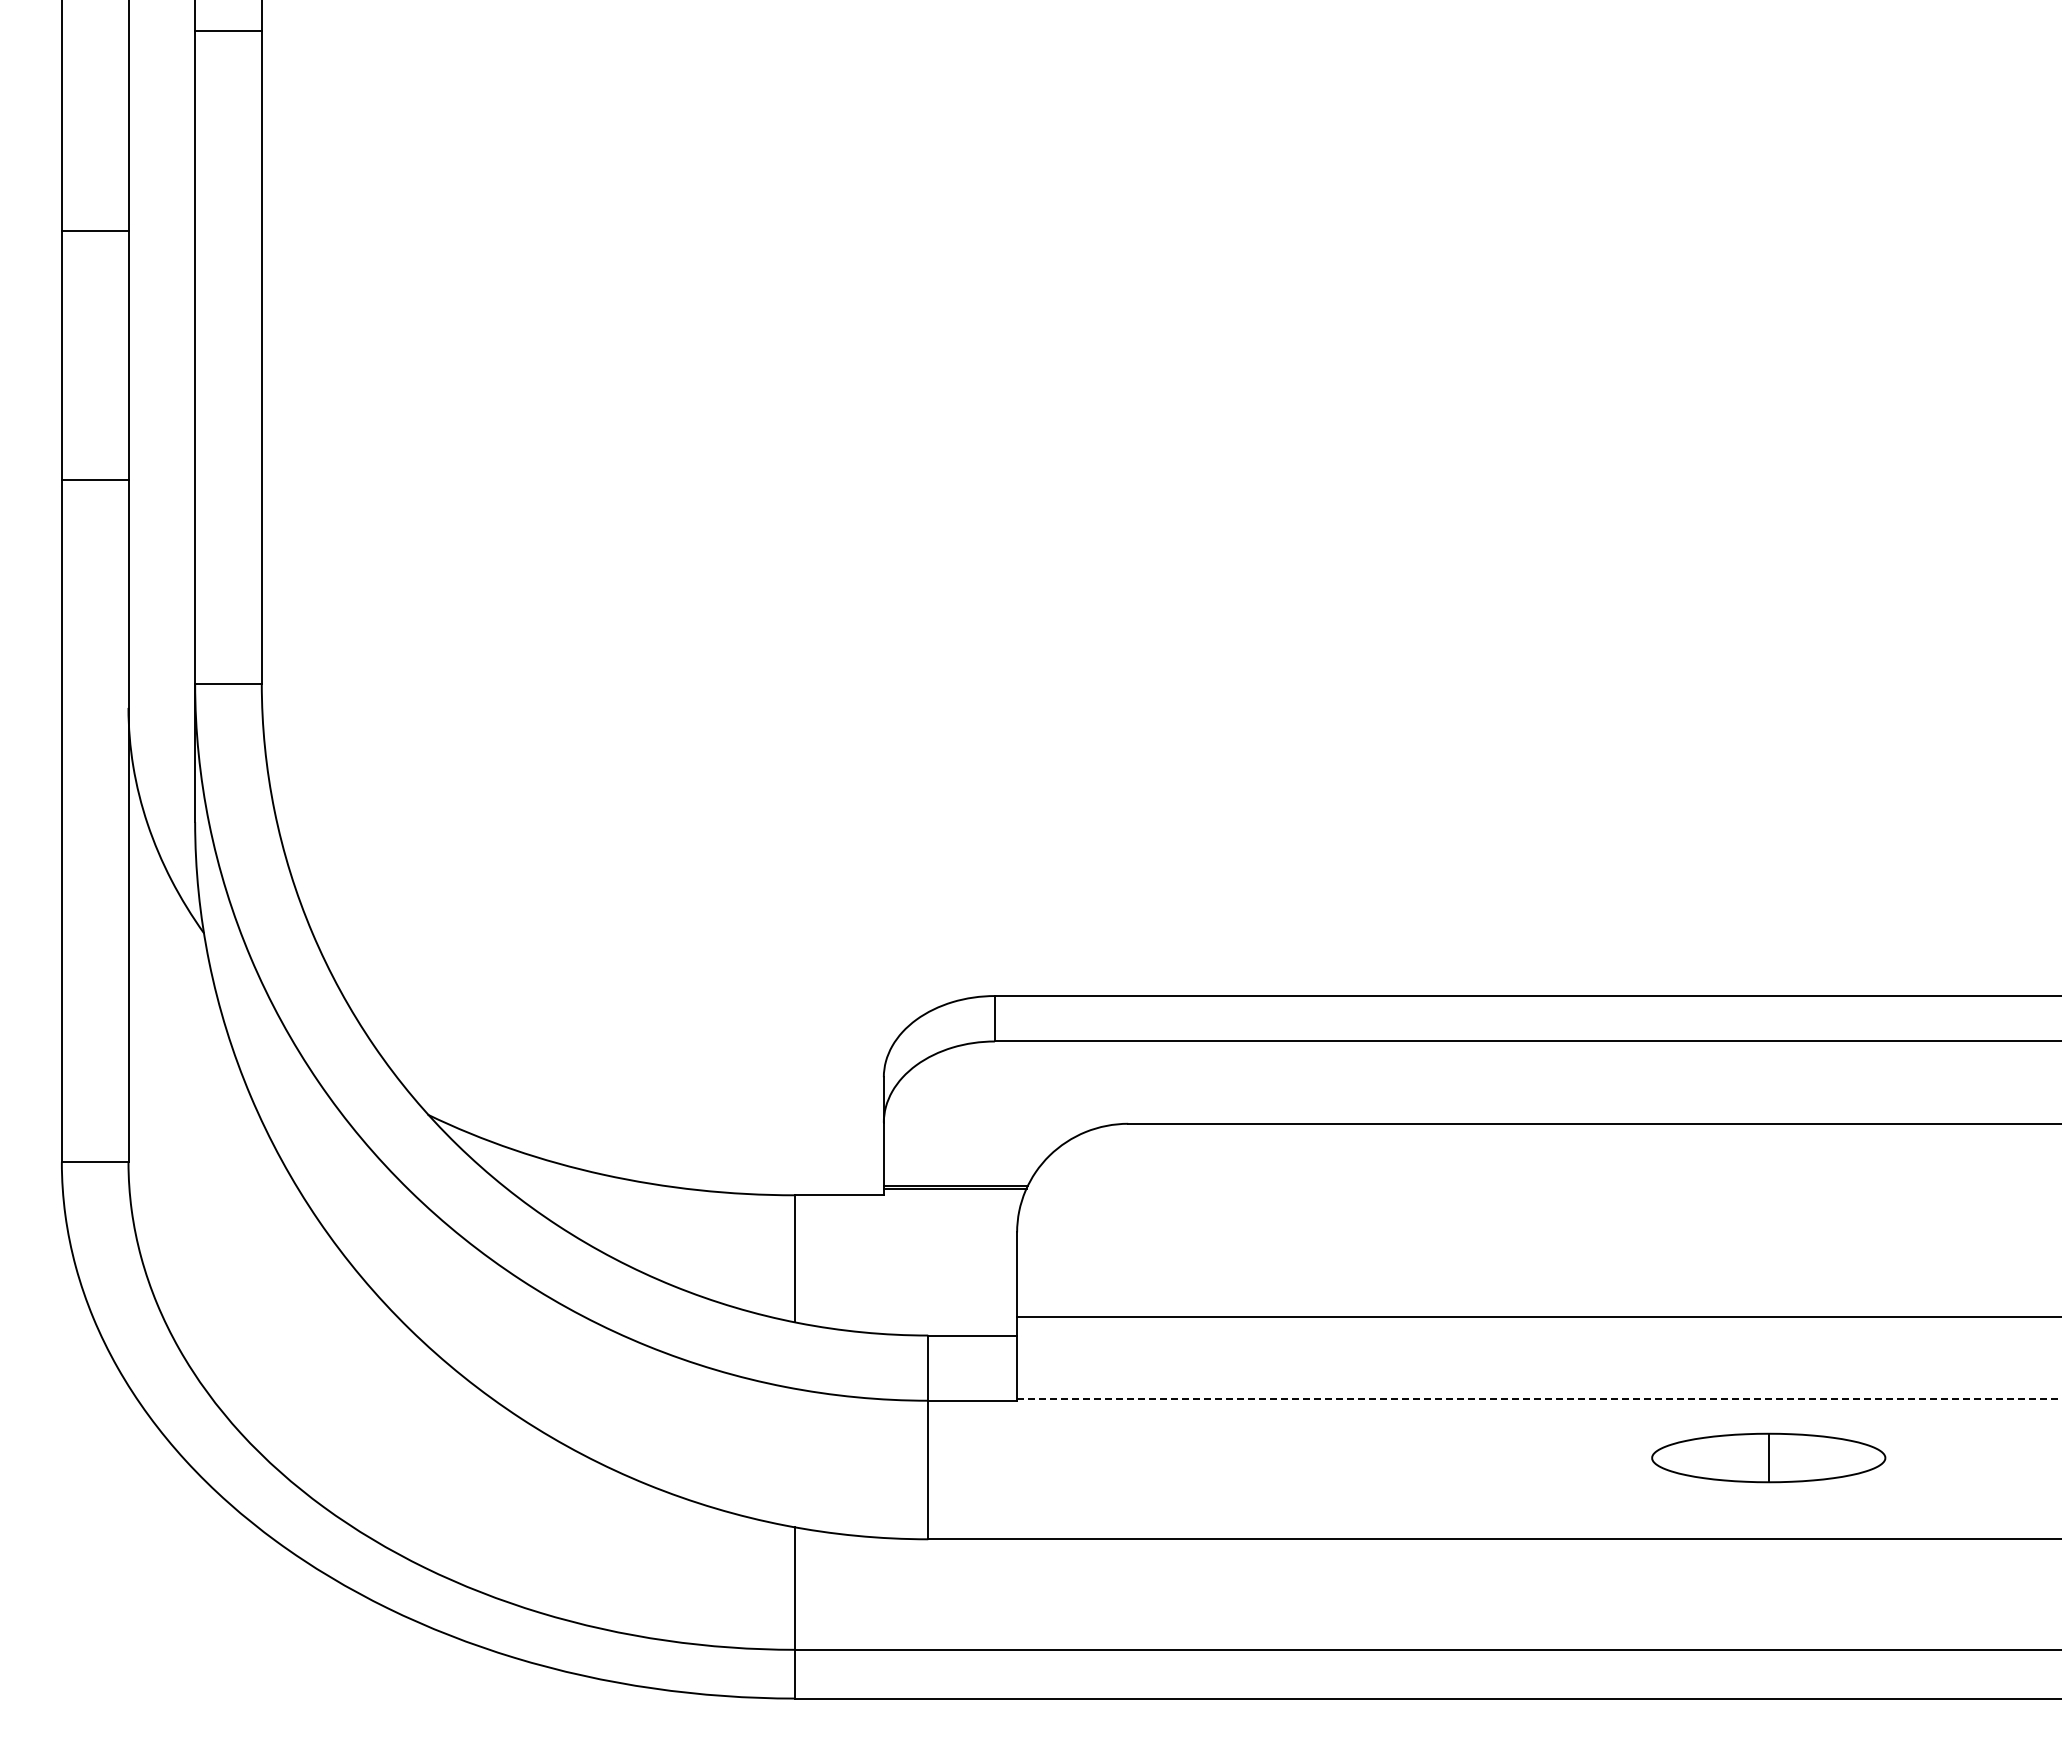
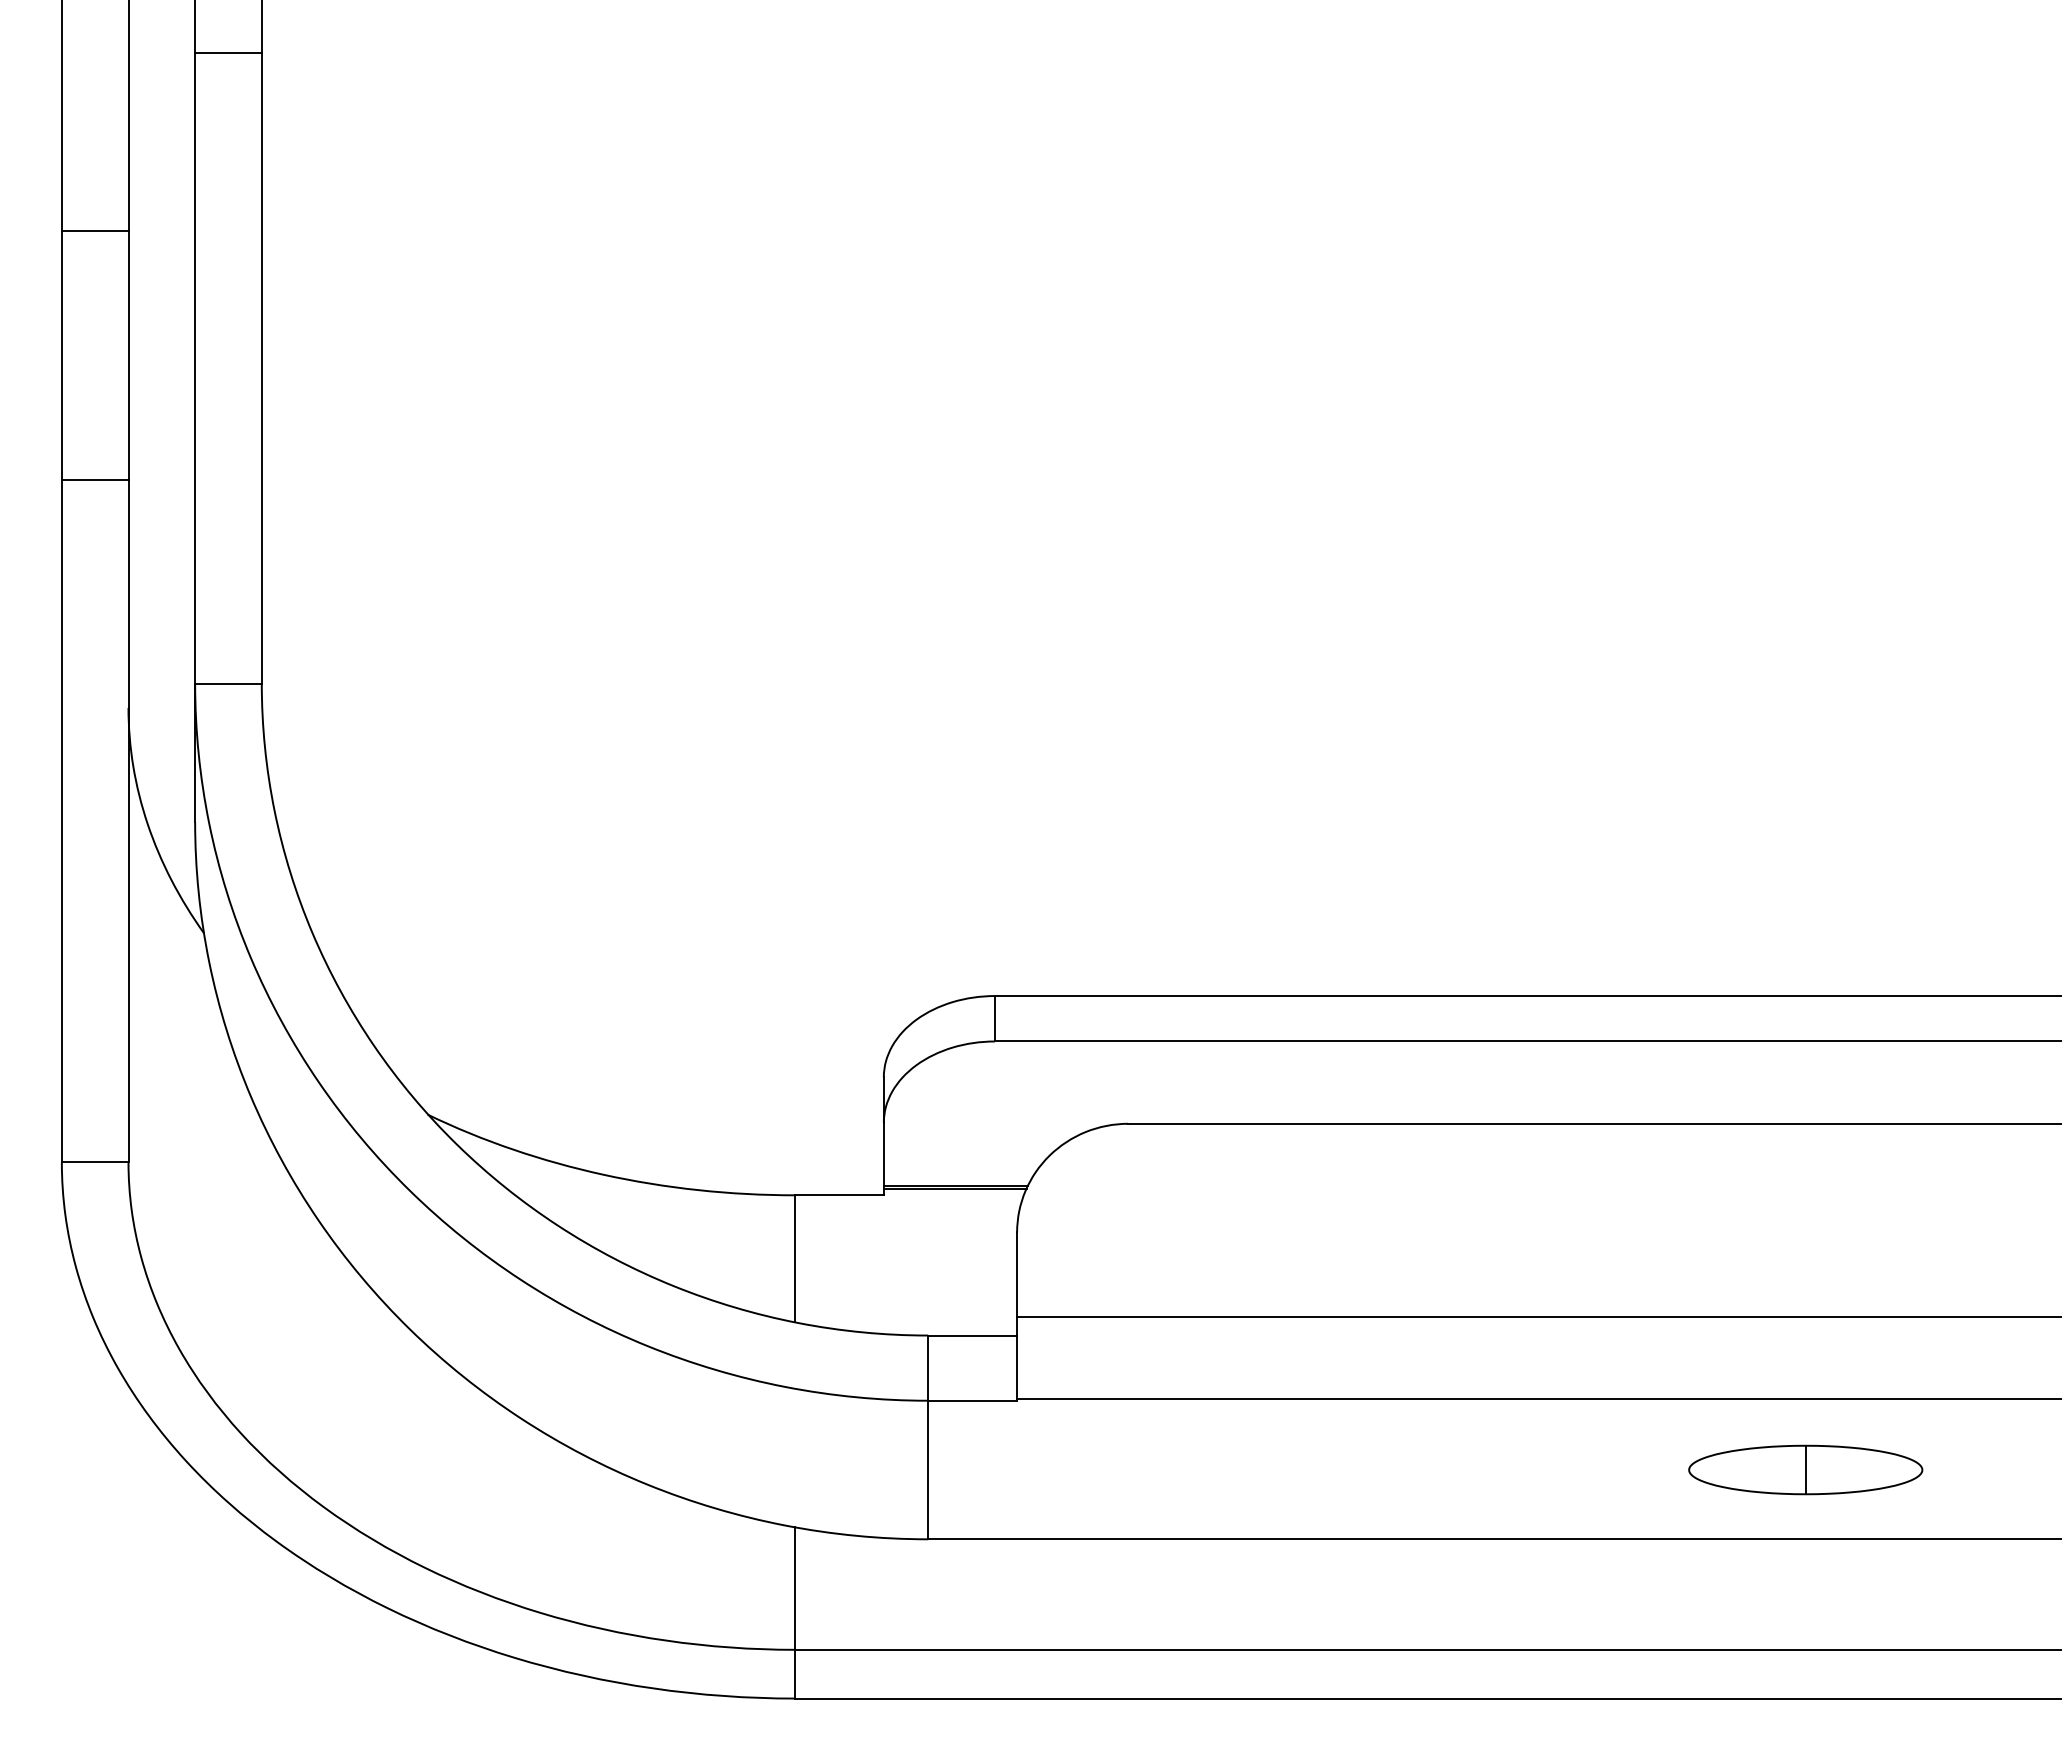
line position: (228, 31) -> (228, 53) (228, 53)
line: dashed -> solid (1539, 1398)
part position: (1768, 1457) -> (1805, 1469) (1805, 1469)
